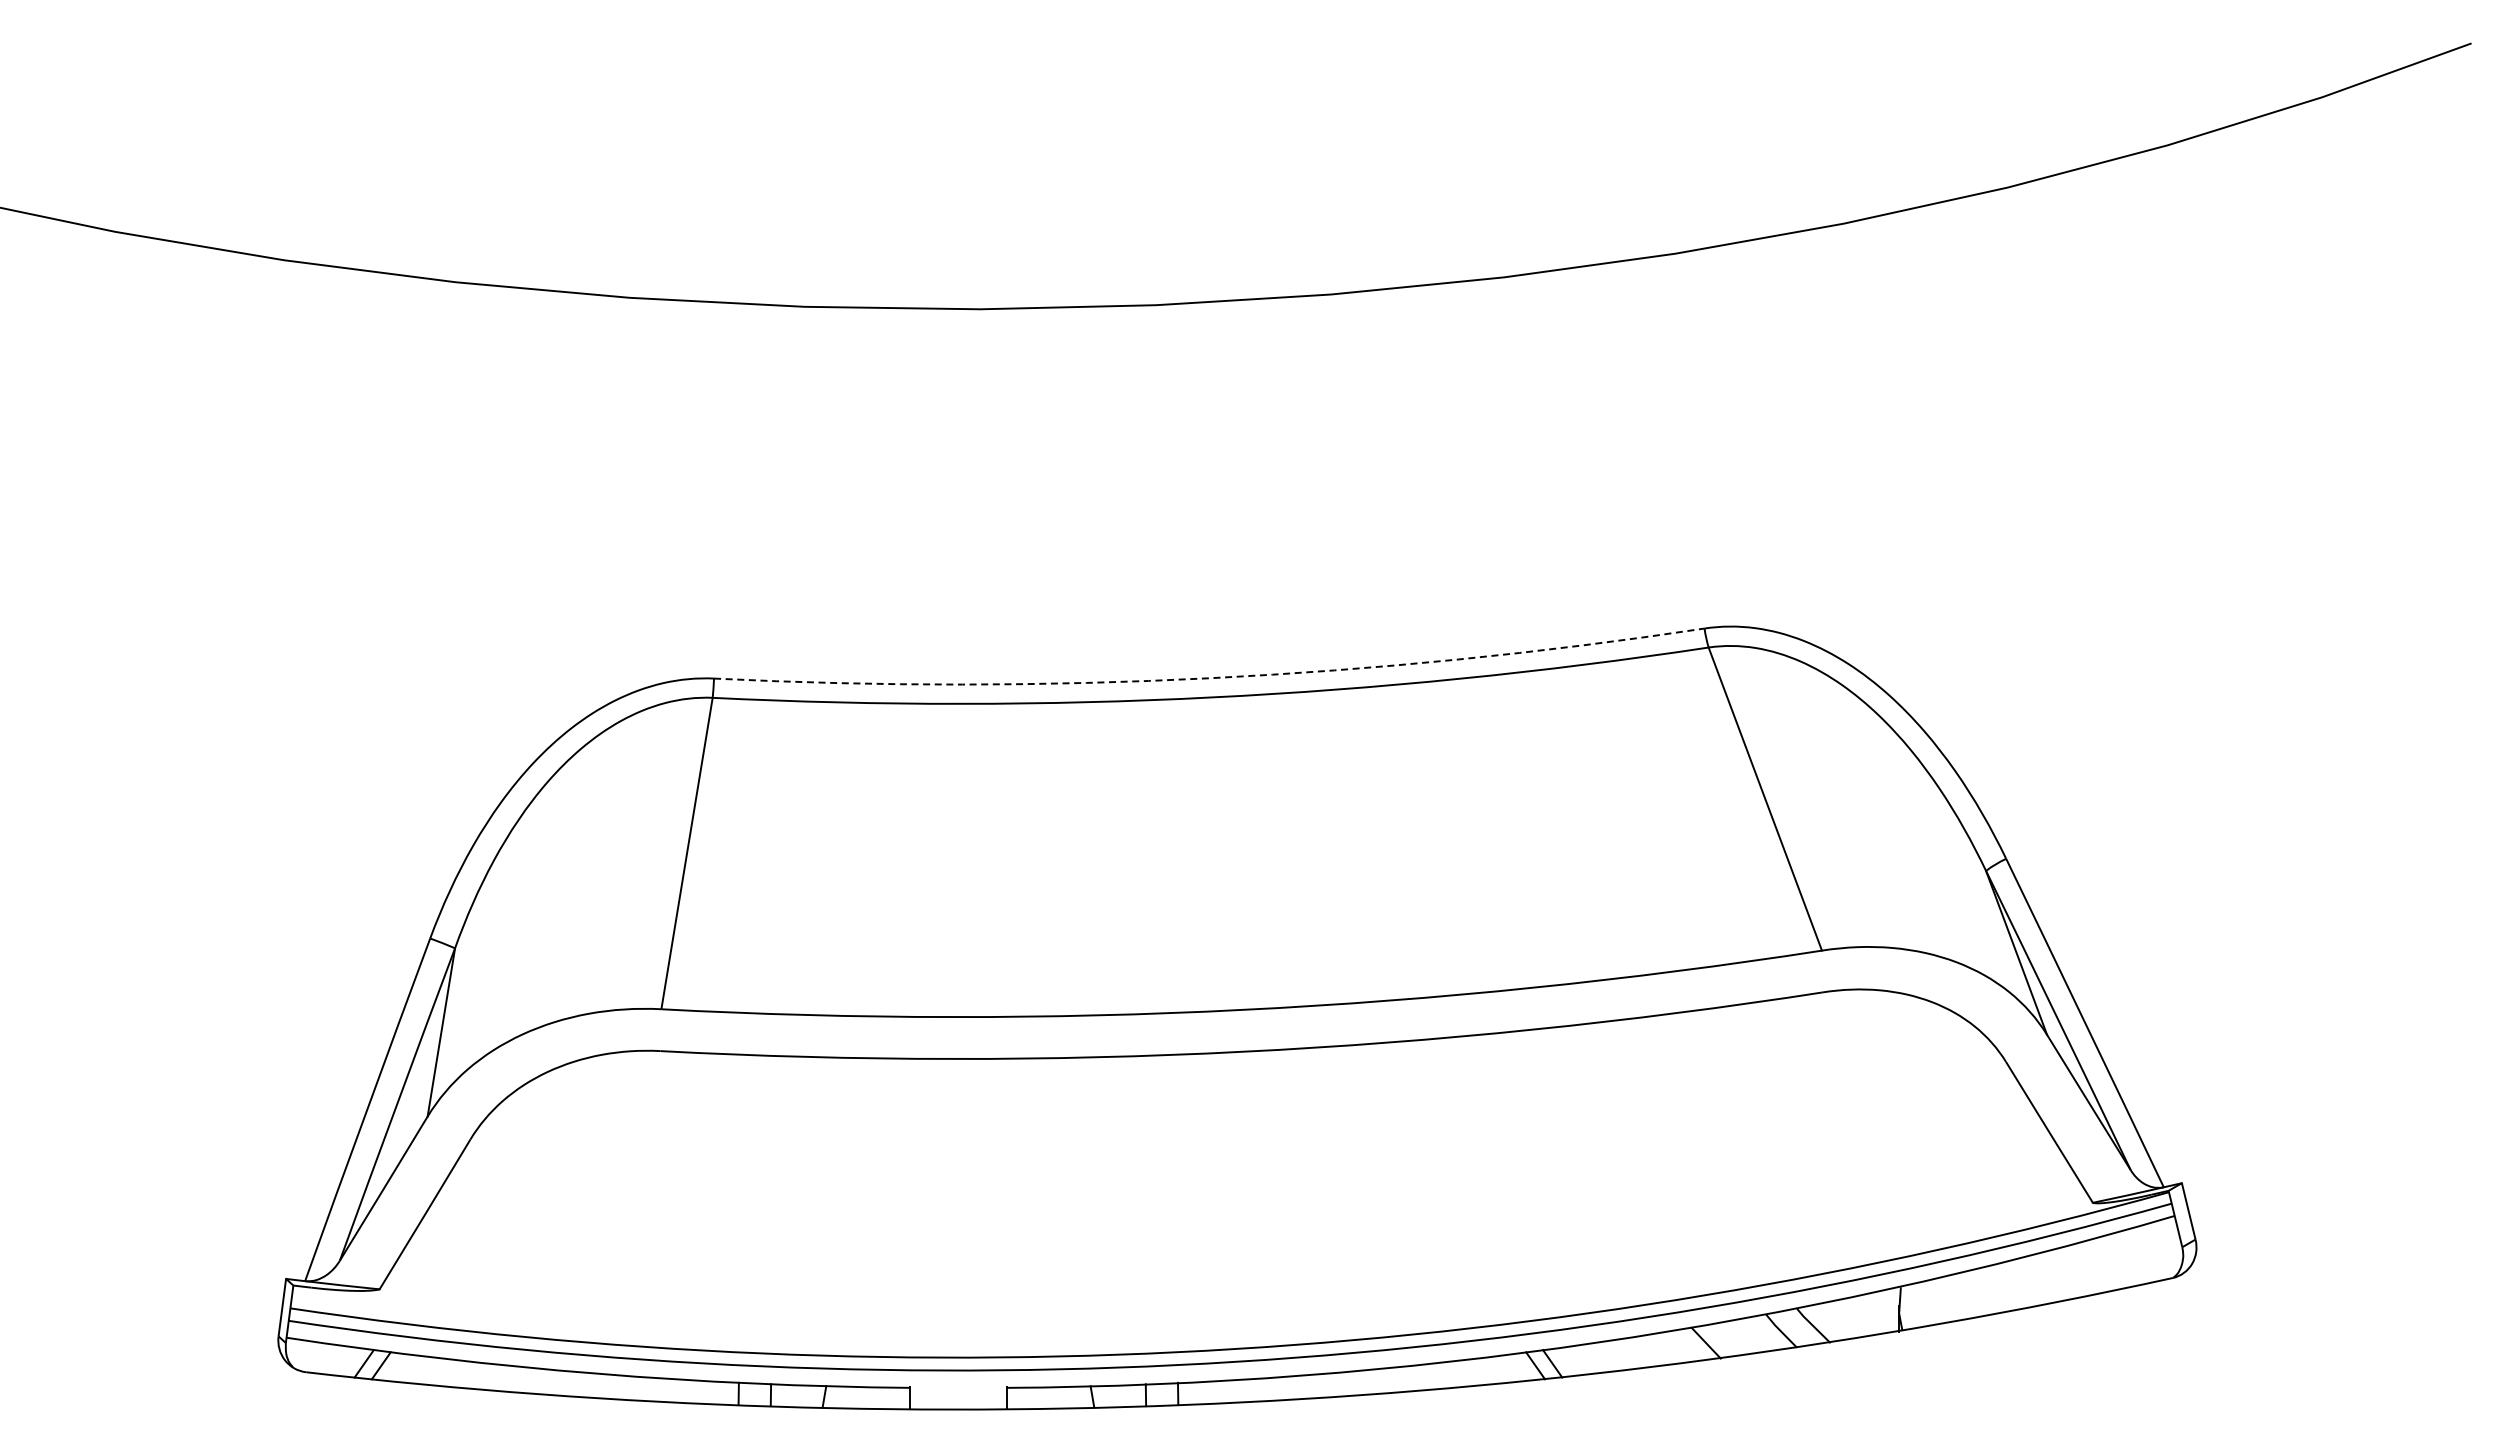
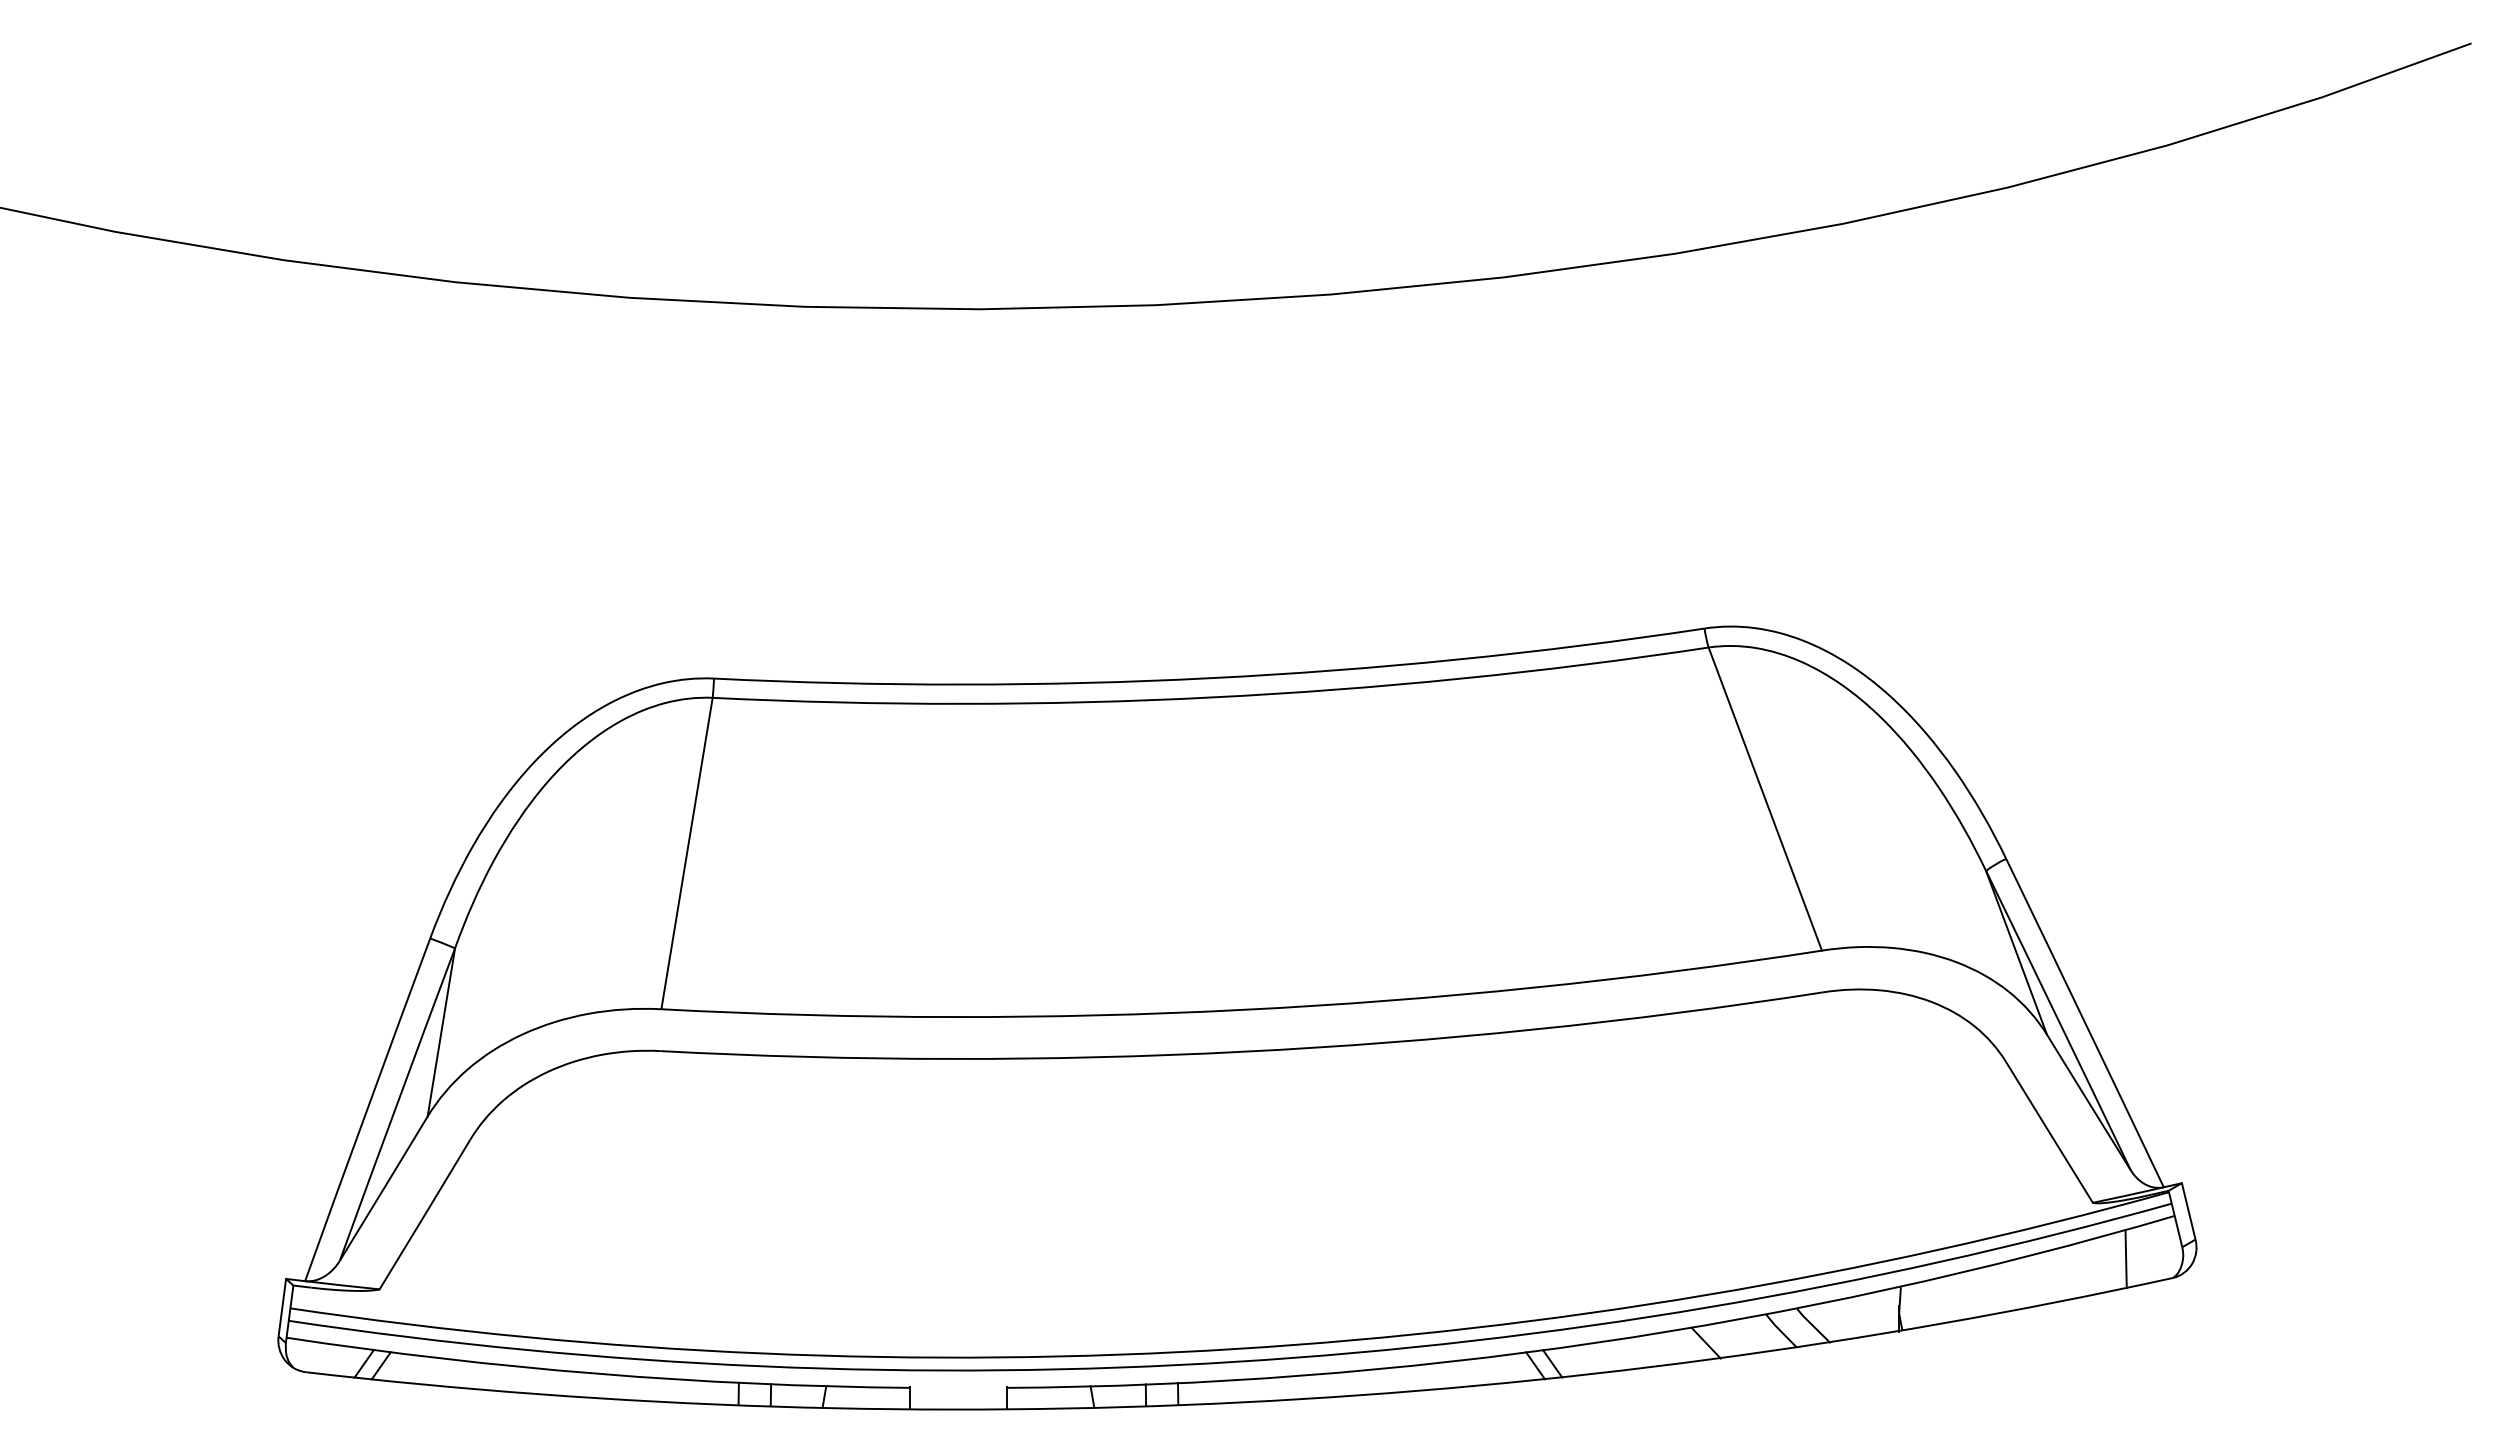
arc: dashed -> solid (1210, 678)
line: none -> present (2125, 1259)
